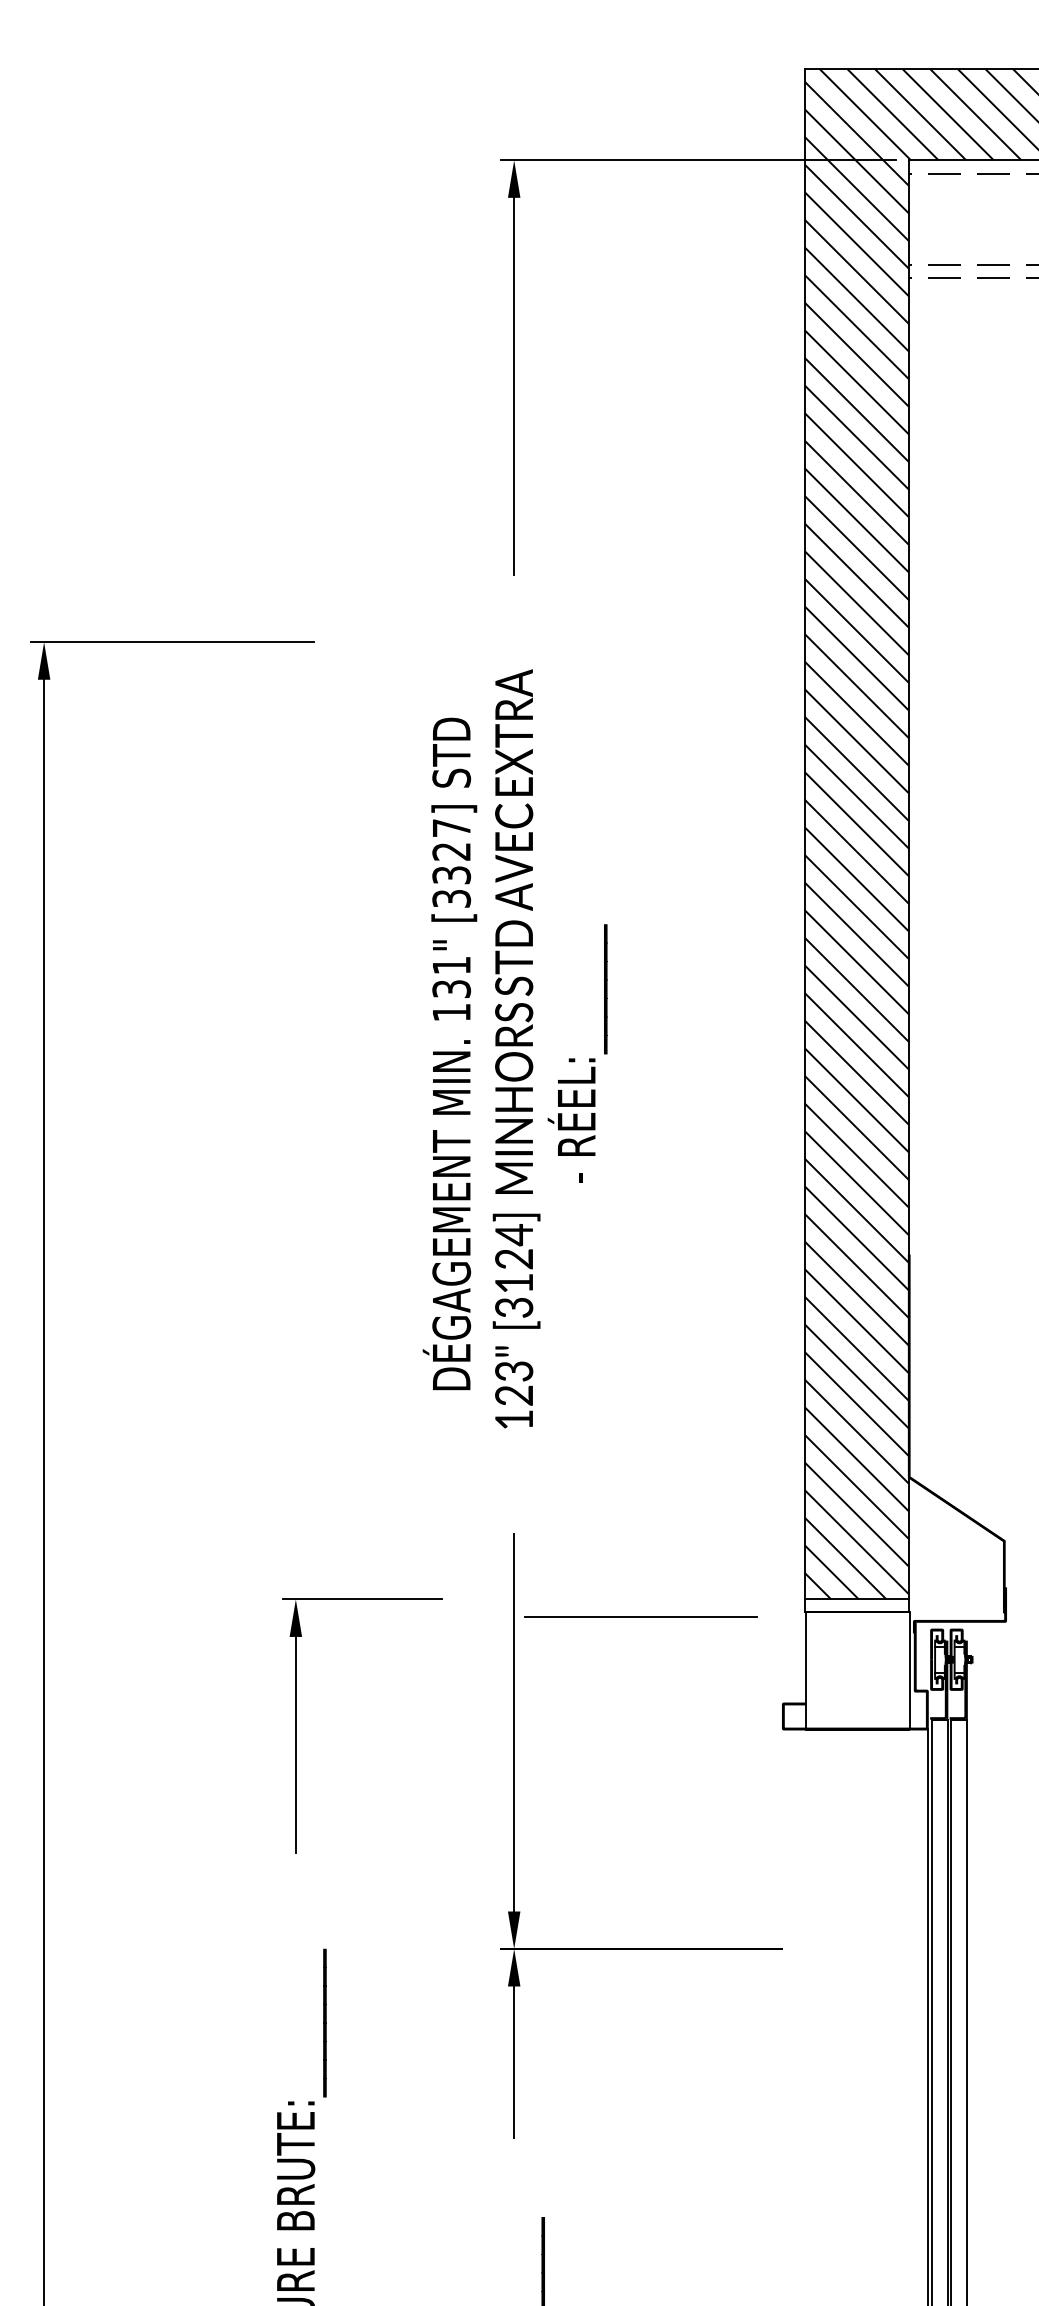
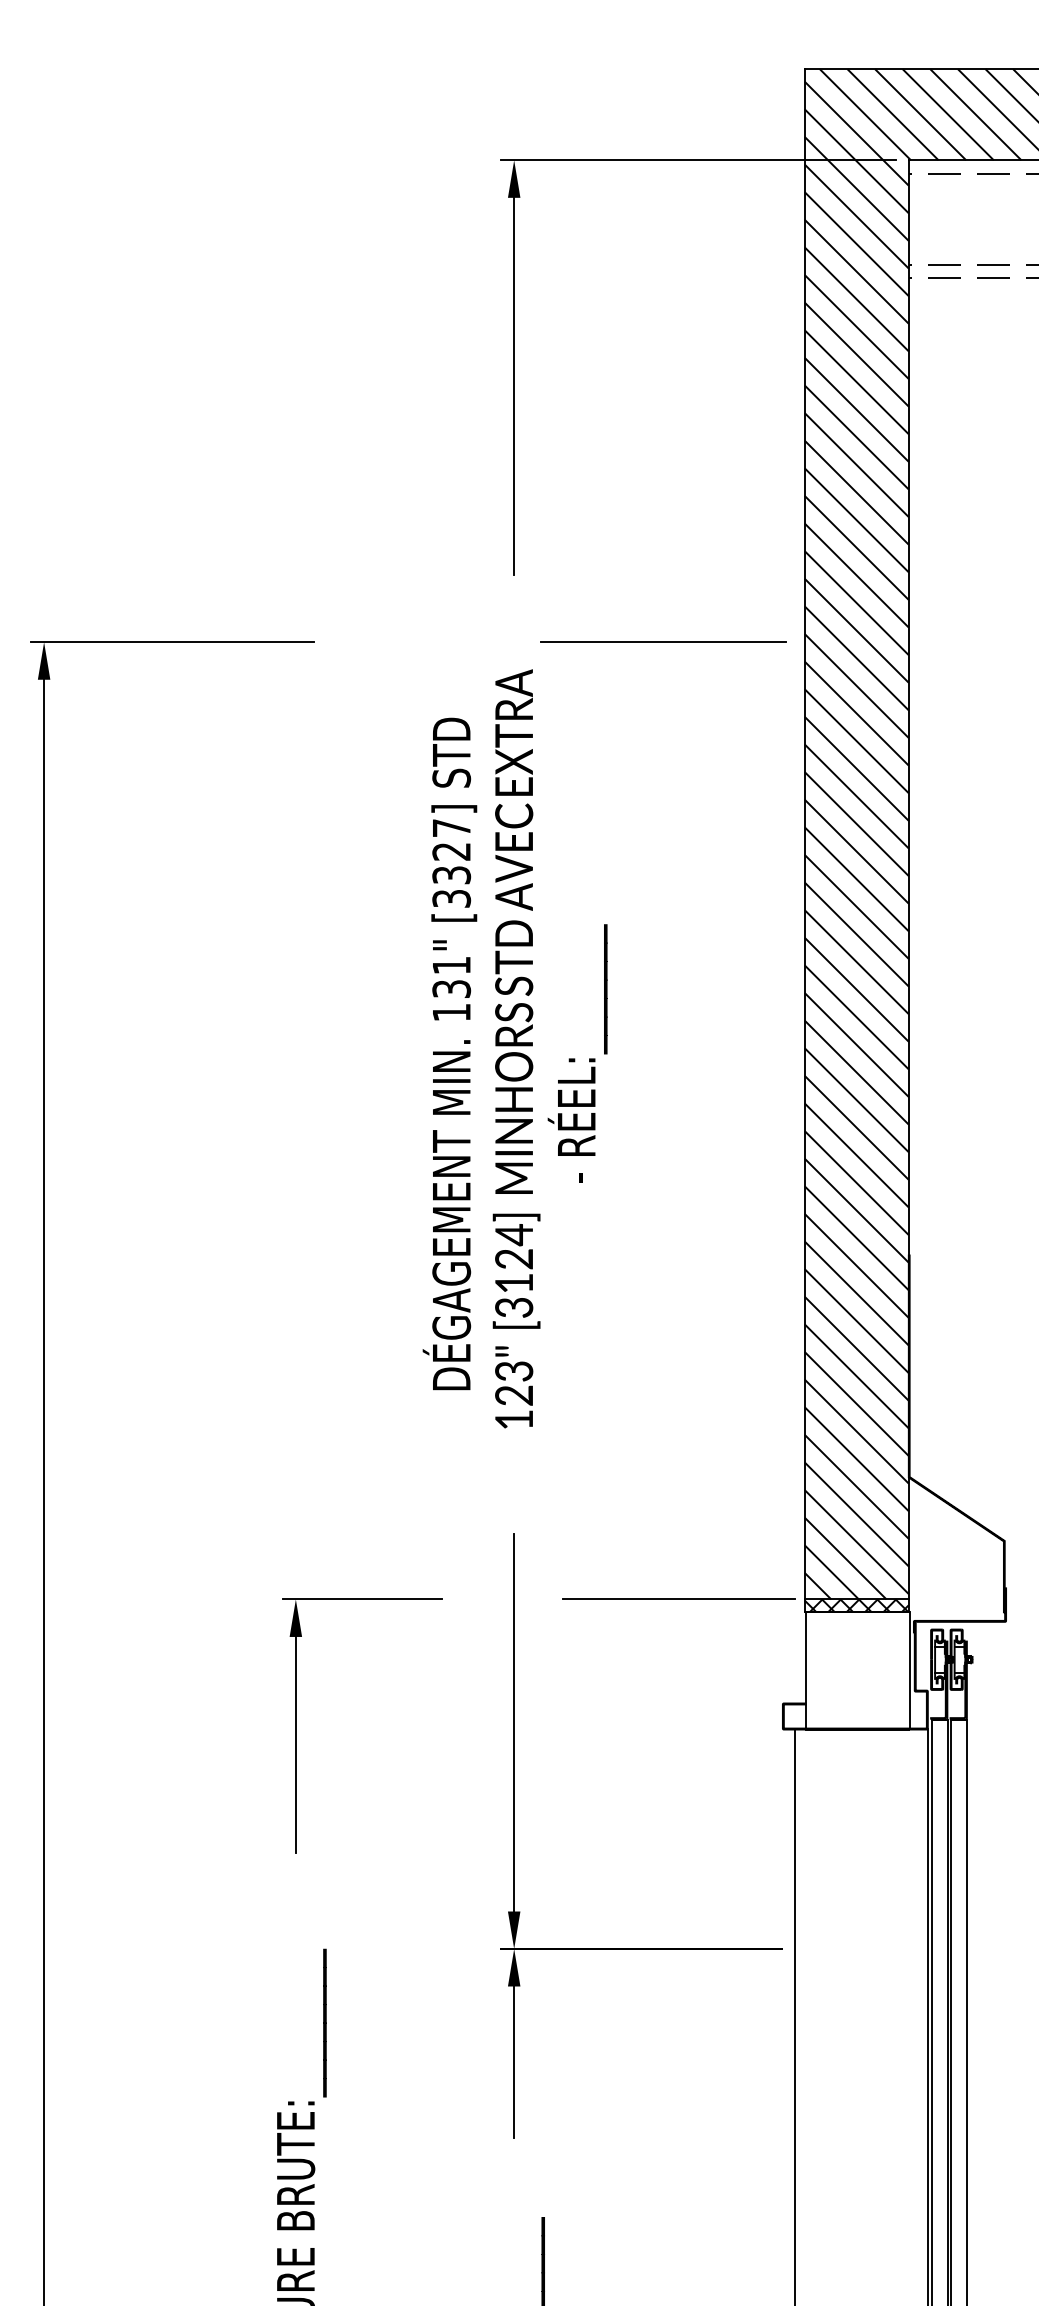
line: none -> present (662, 642)
hatch: none -> present (856, 1605)
line position: (640, 1616) -> (678, 1598) (678, 1598)
line: none -> present (794, 2015)
